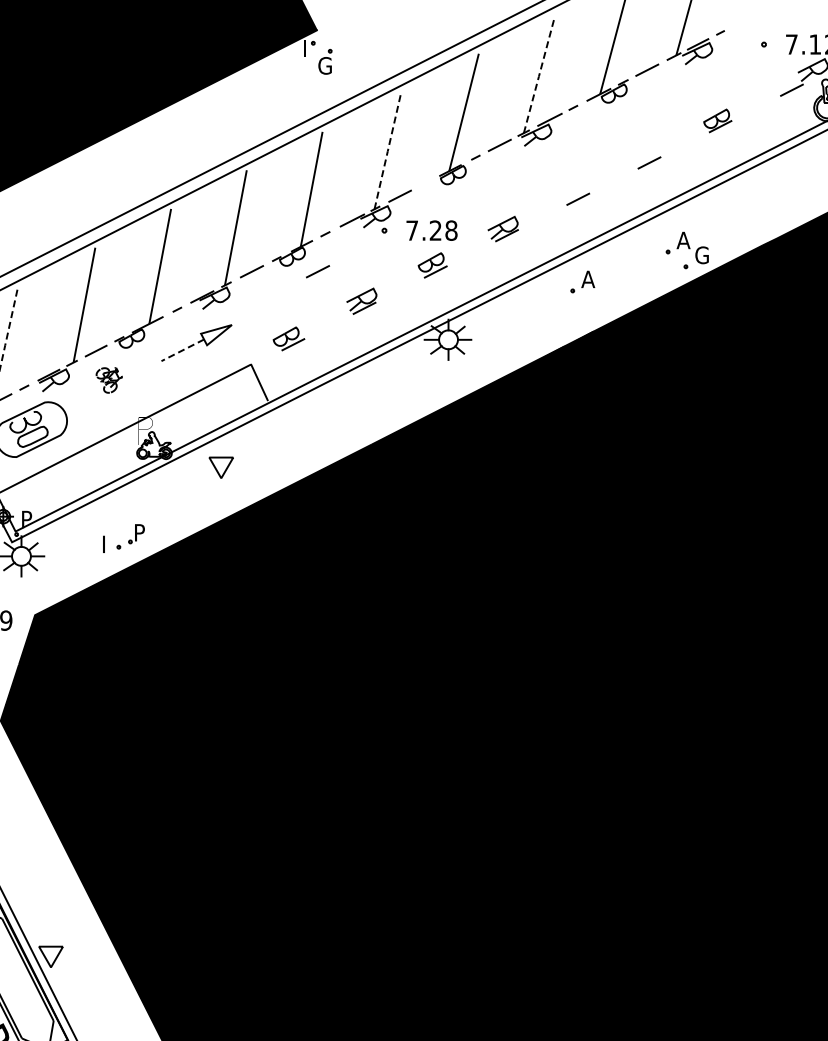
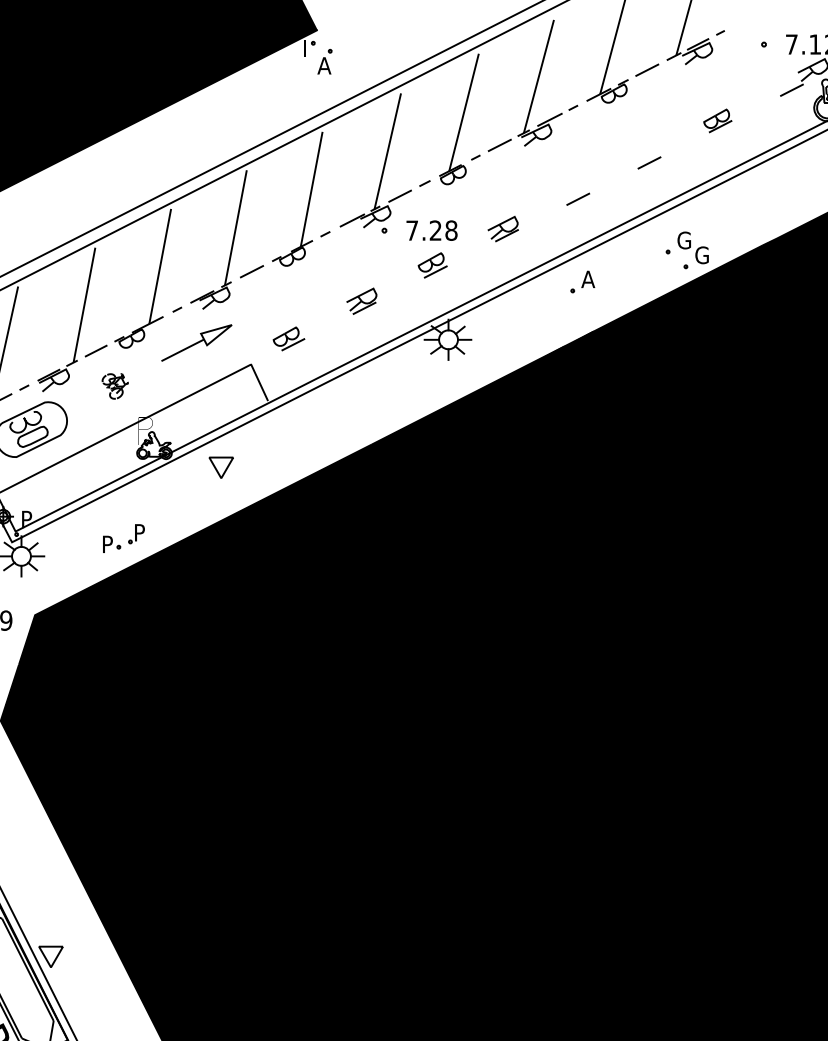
text: G -> A (324, 65)
line: dashed -> solid (538, 76)
line: dashed -> solid (387, 151)
line: none -> present (424, 183)
text: A -> G (683, 240)
line: present -> none (317, 271)
line: dashed -> solid (9, 327)
line: dashed -> solid (182, 350)
part position: (108, 380) -> (114, 386) (114, 386)
text: I -> P (108, 540)
